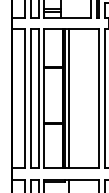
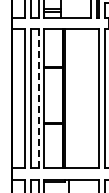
line: solid -> dashed (38, 98)
line: present -> none (68, 98)
